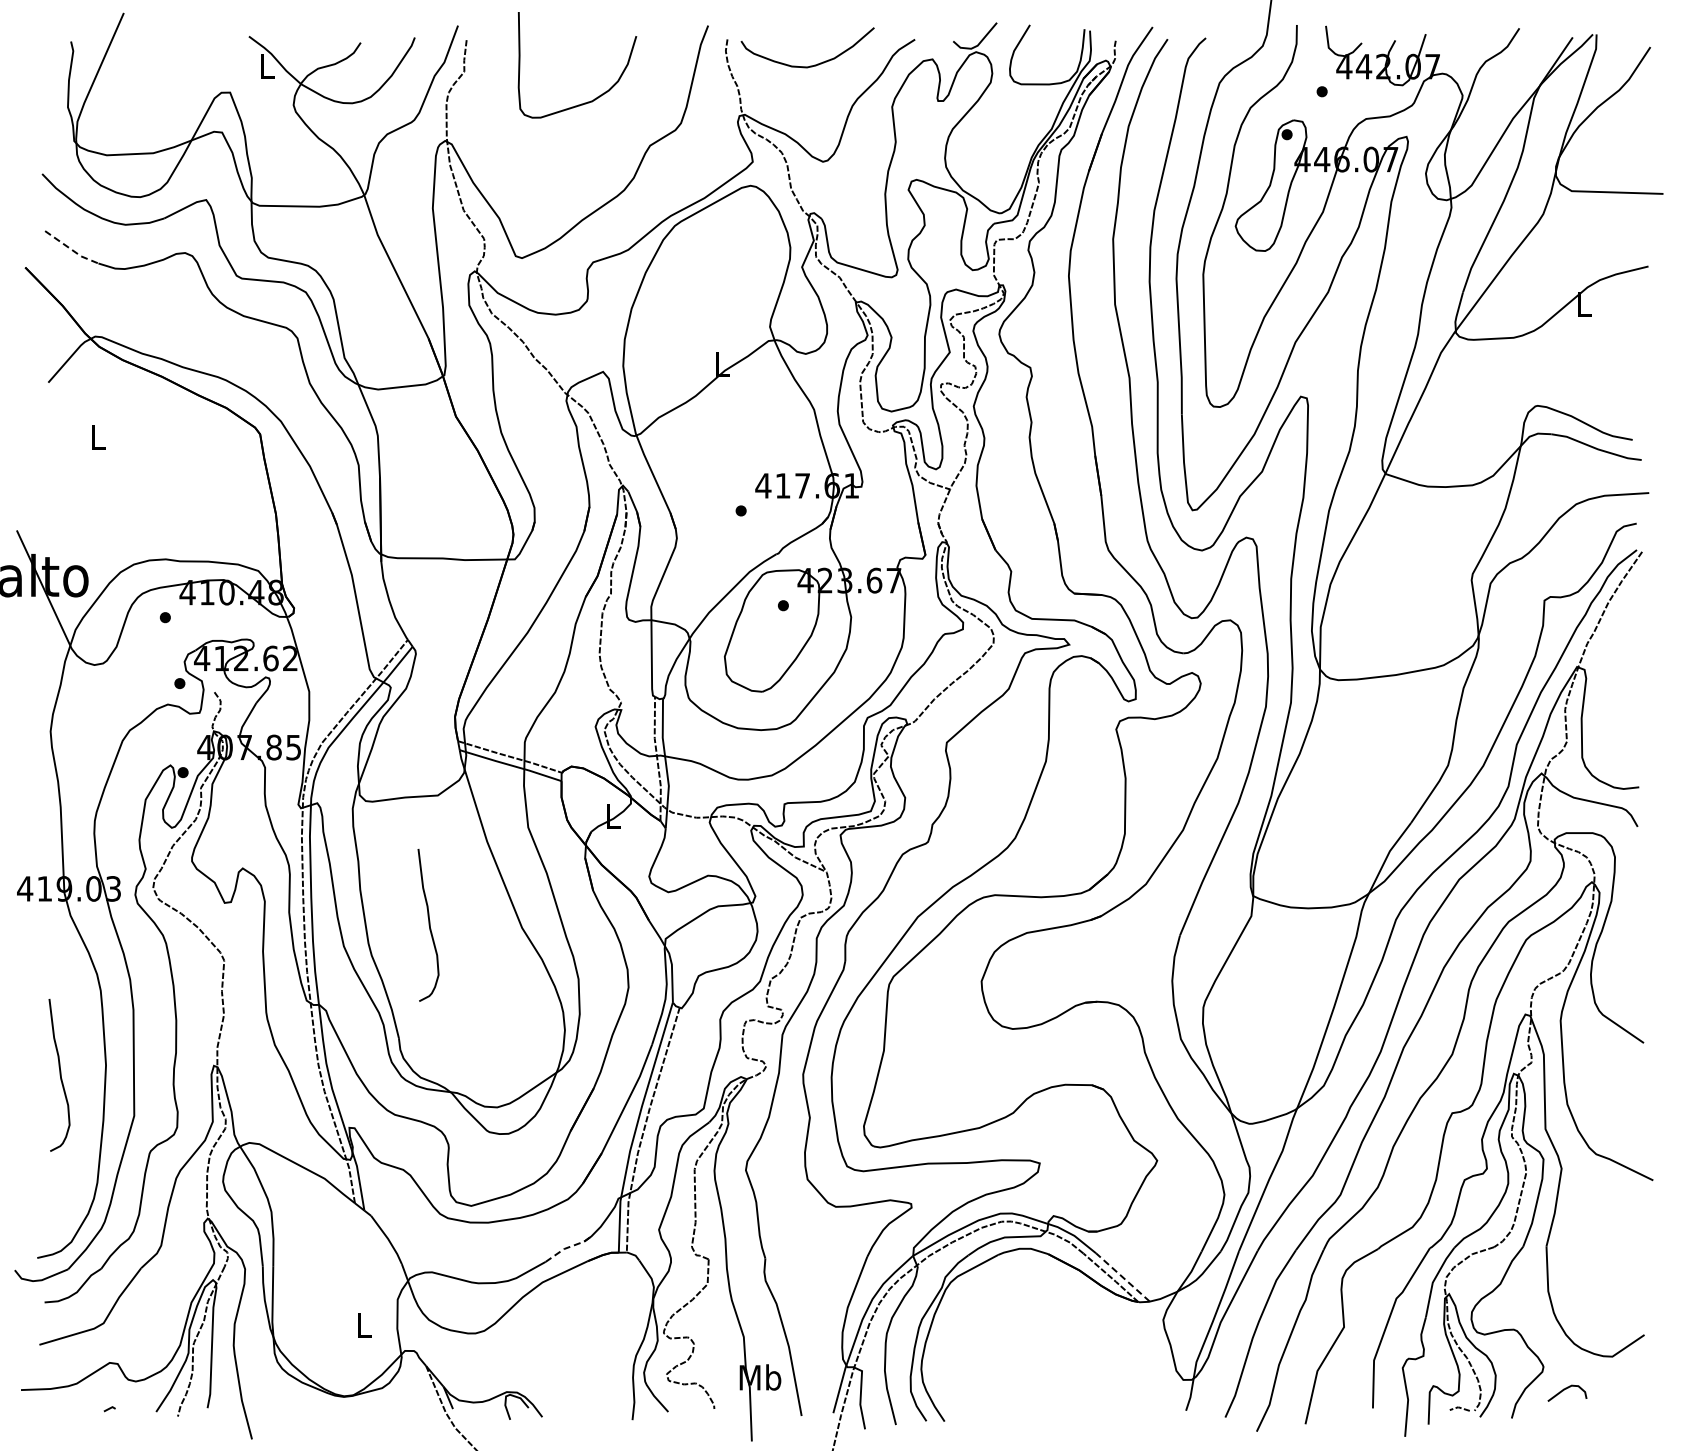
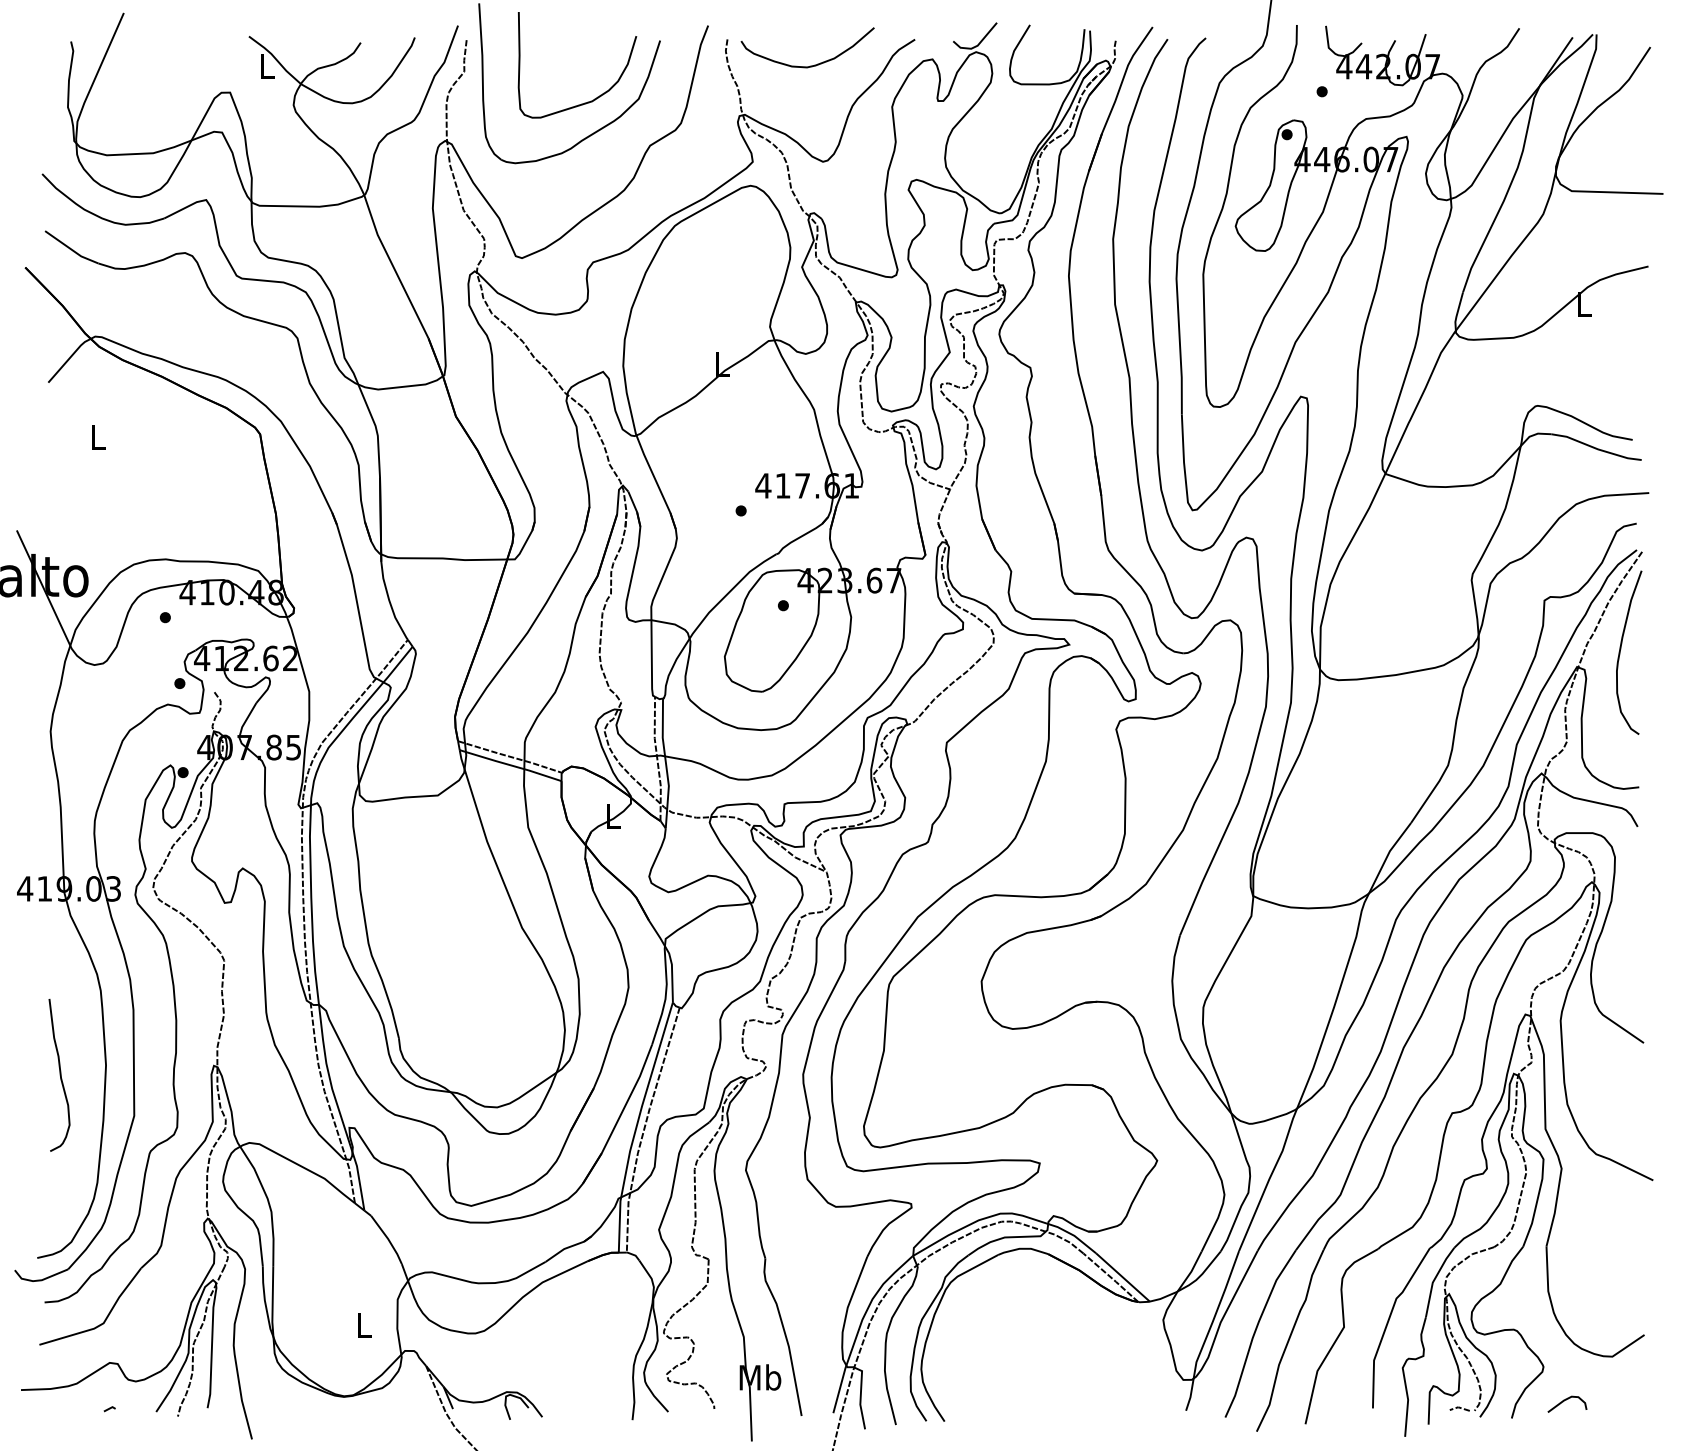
part: none -> present (599, 128)
line: dashed -> solid (71, 249)
curve: none -> present (1621, 649)
curve: present -> none (428, 925)
line: dashed -> solid (567, 1247)
line: dashed -> solid (1122, 1277)
curve position: (1566, 1389) -> (1566, 1400) (1566, 1400)
